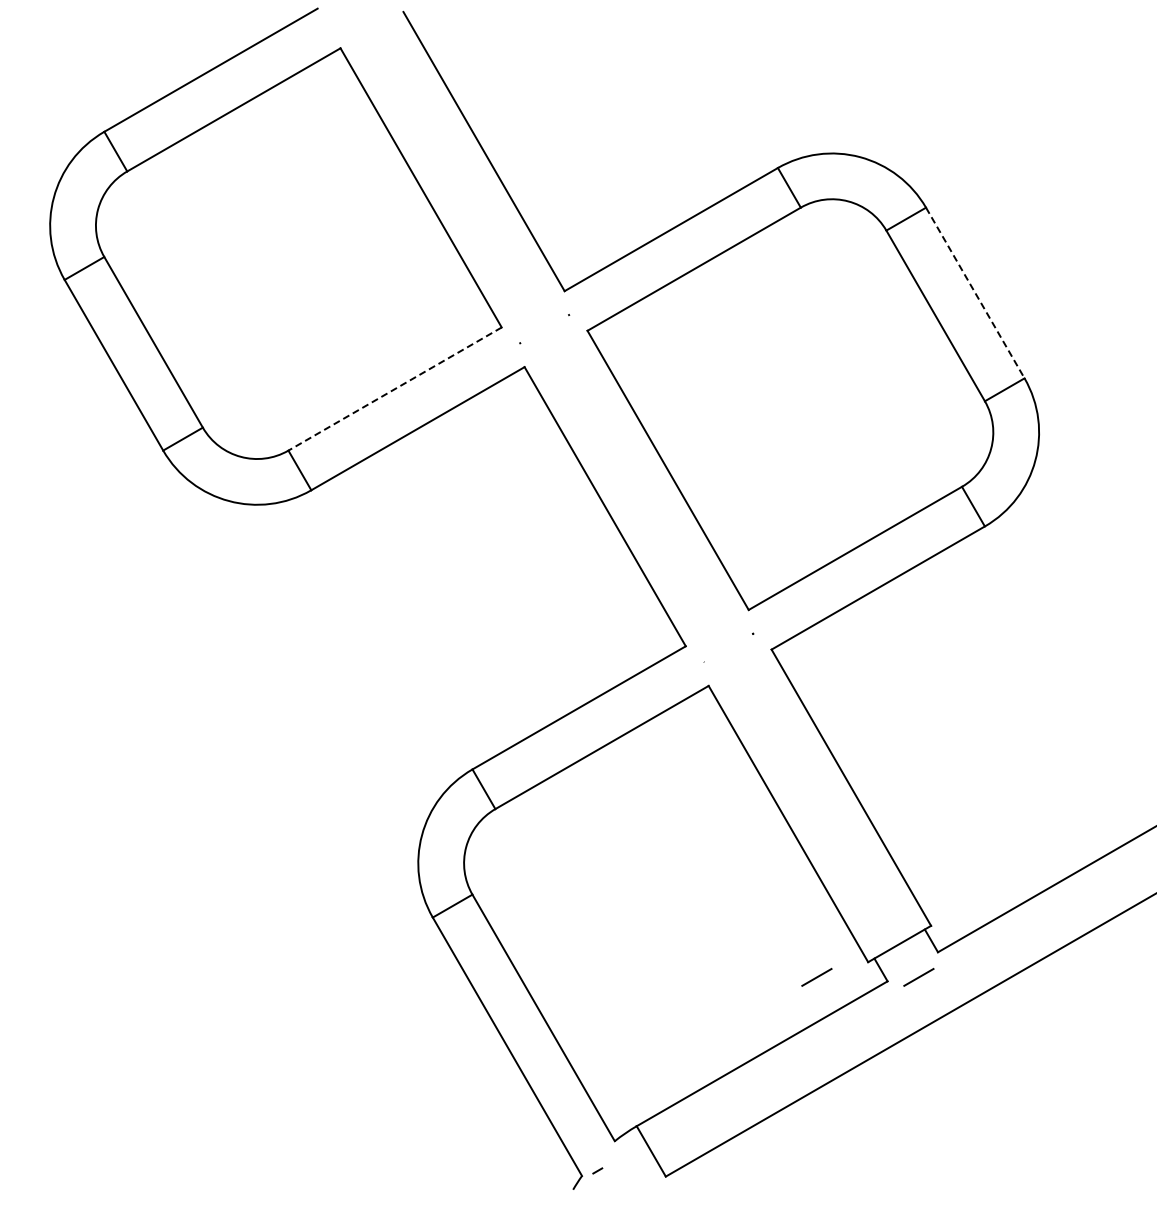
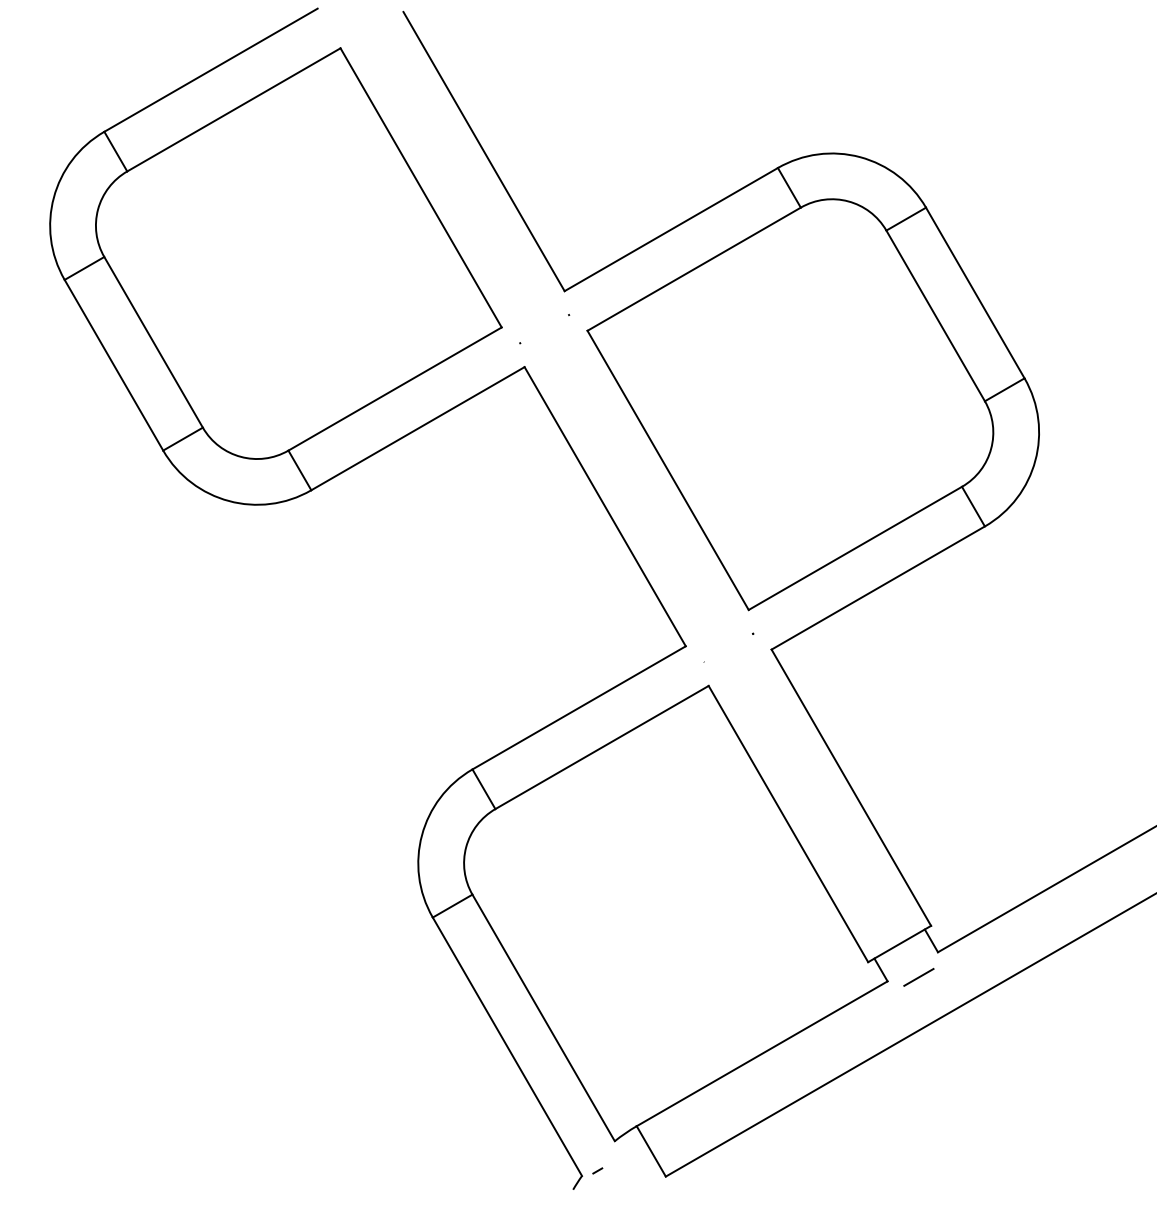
line: dashed -> solid (975, 293)
line: dashed -> solid (394, 389)
line: present -> none (816, 976)
